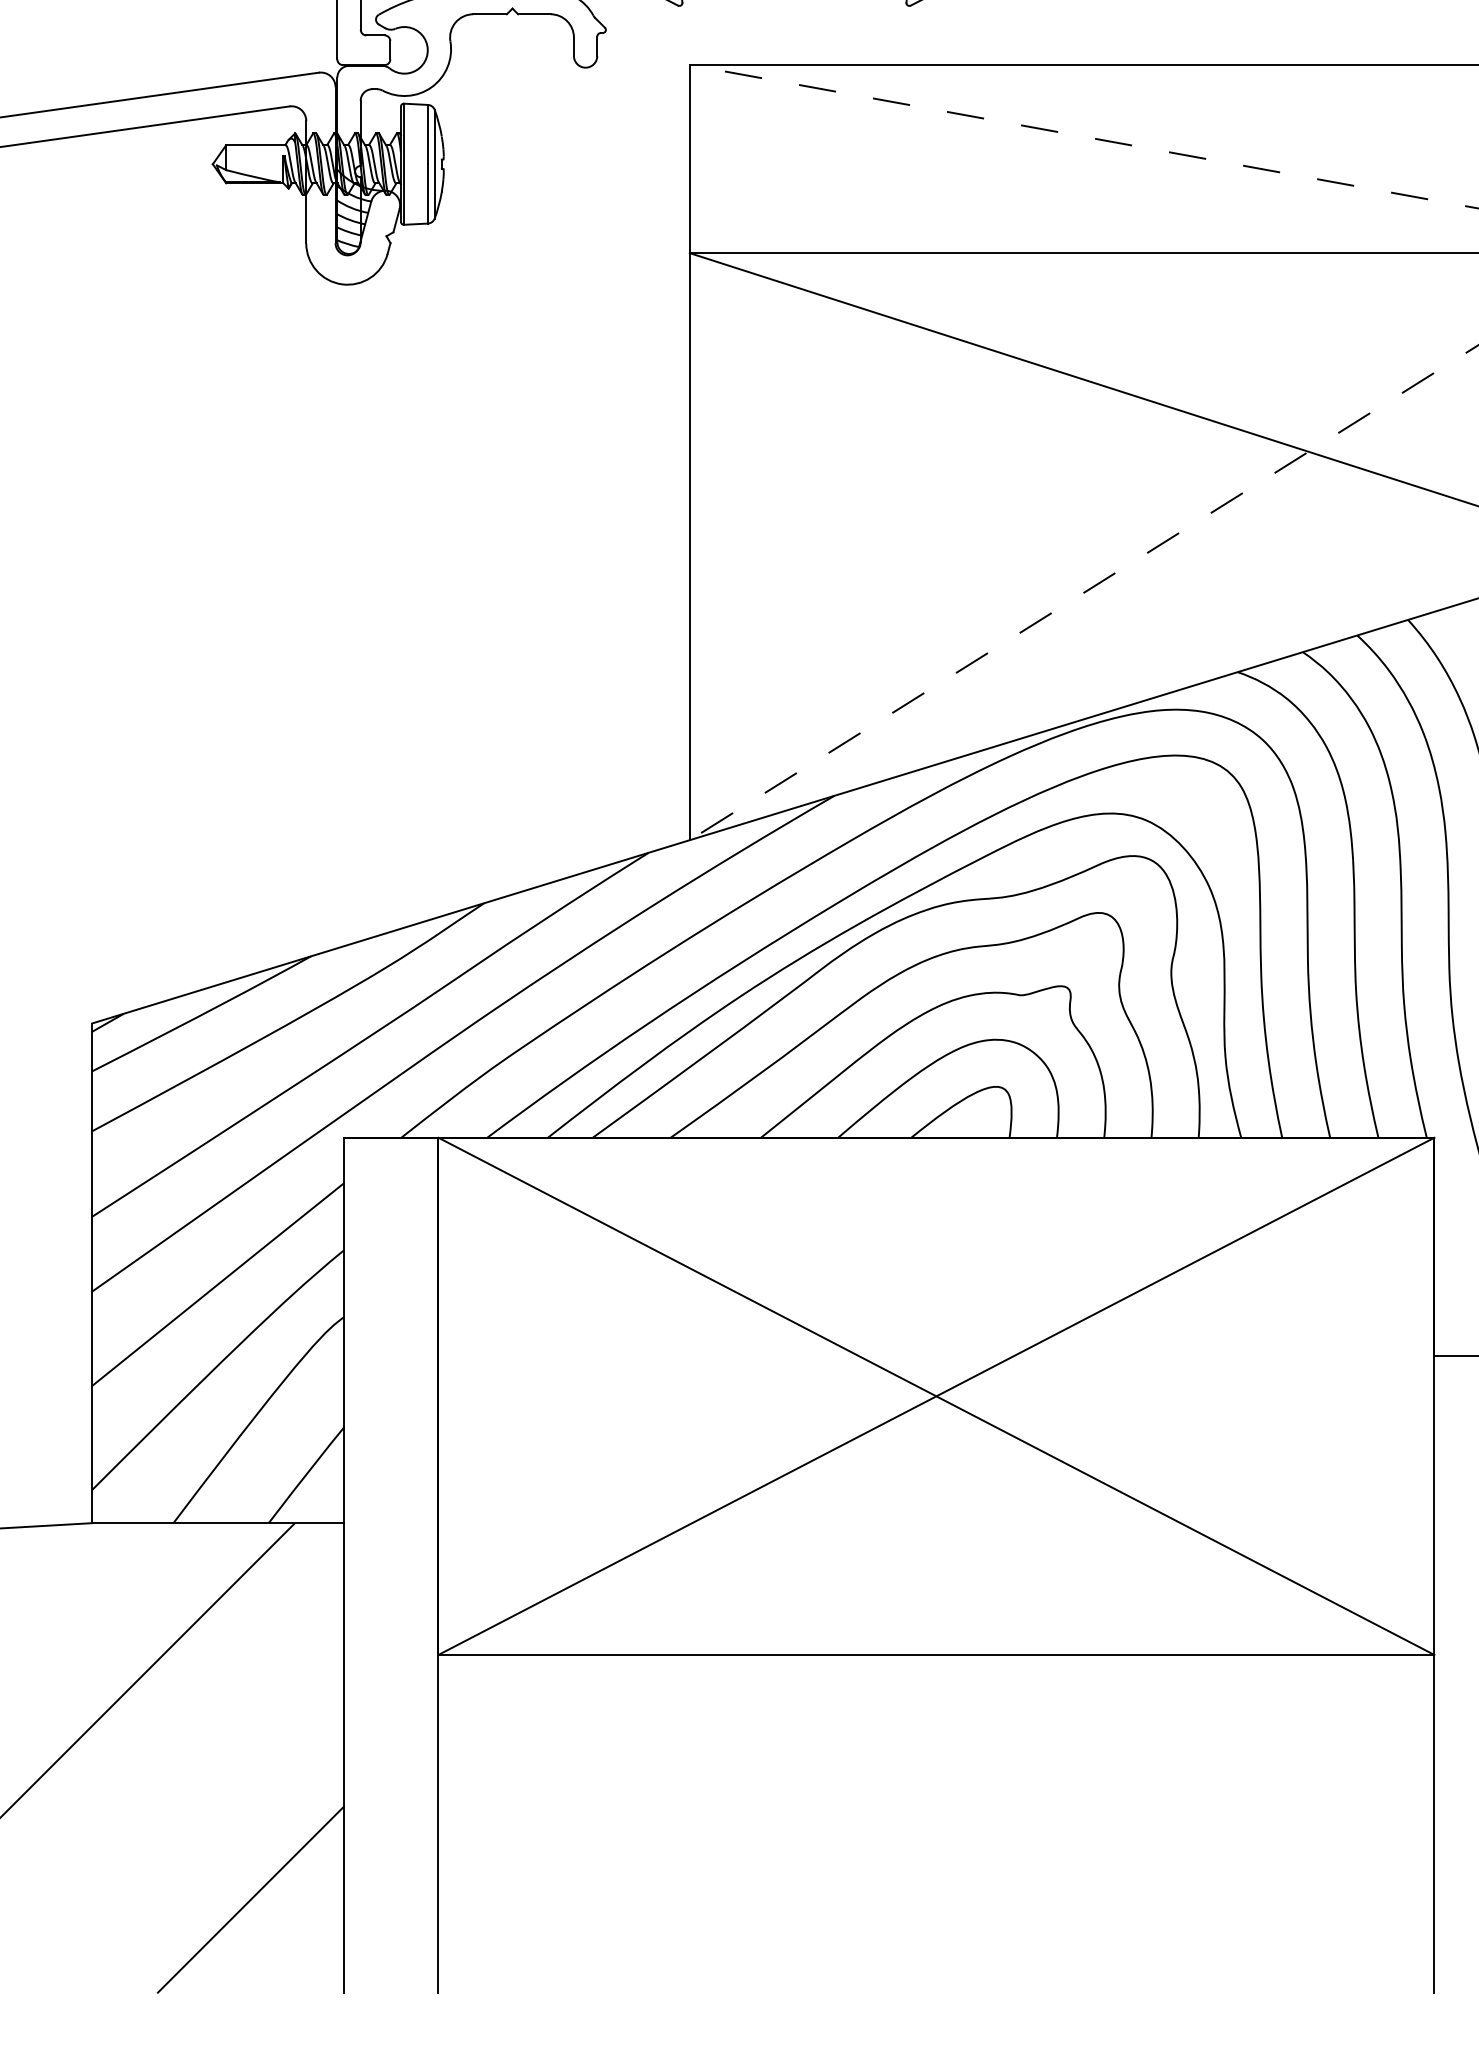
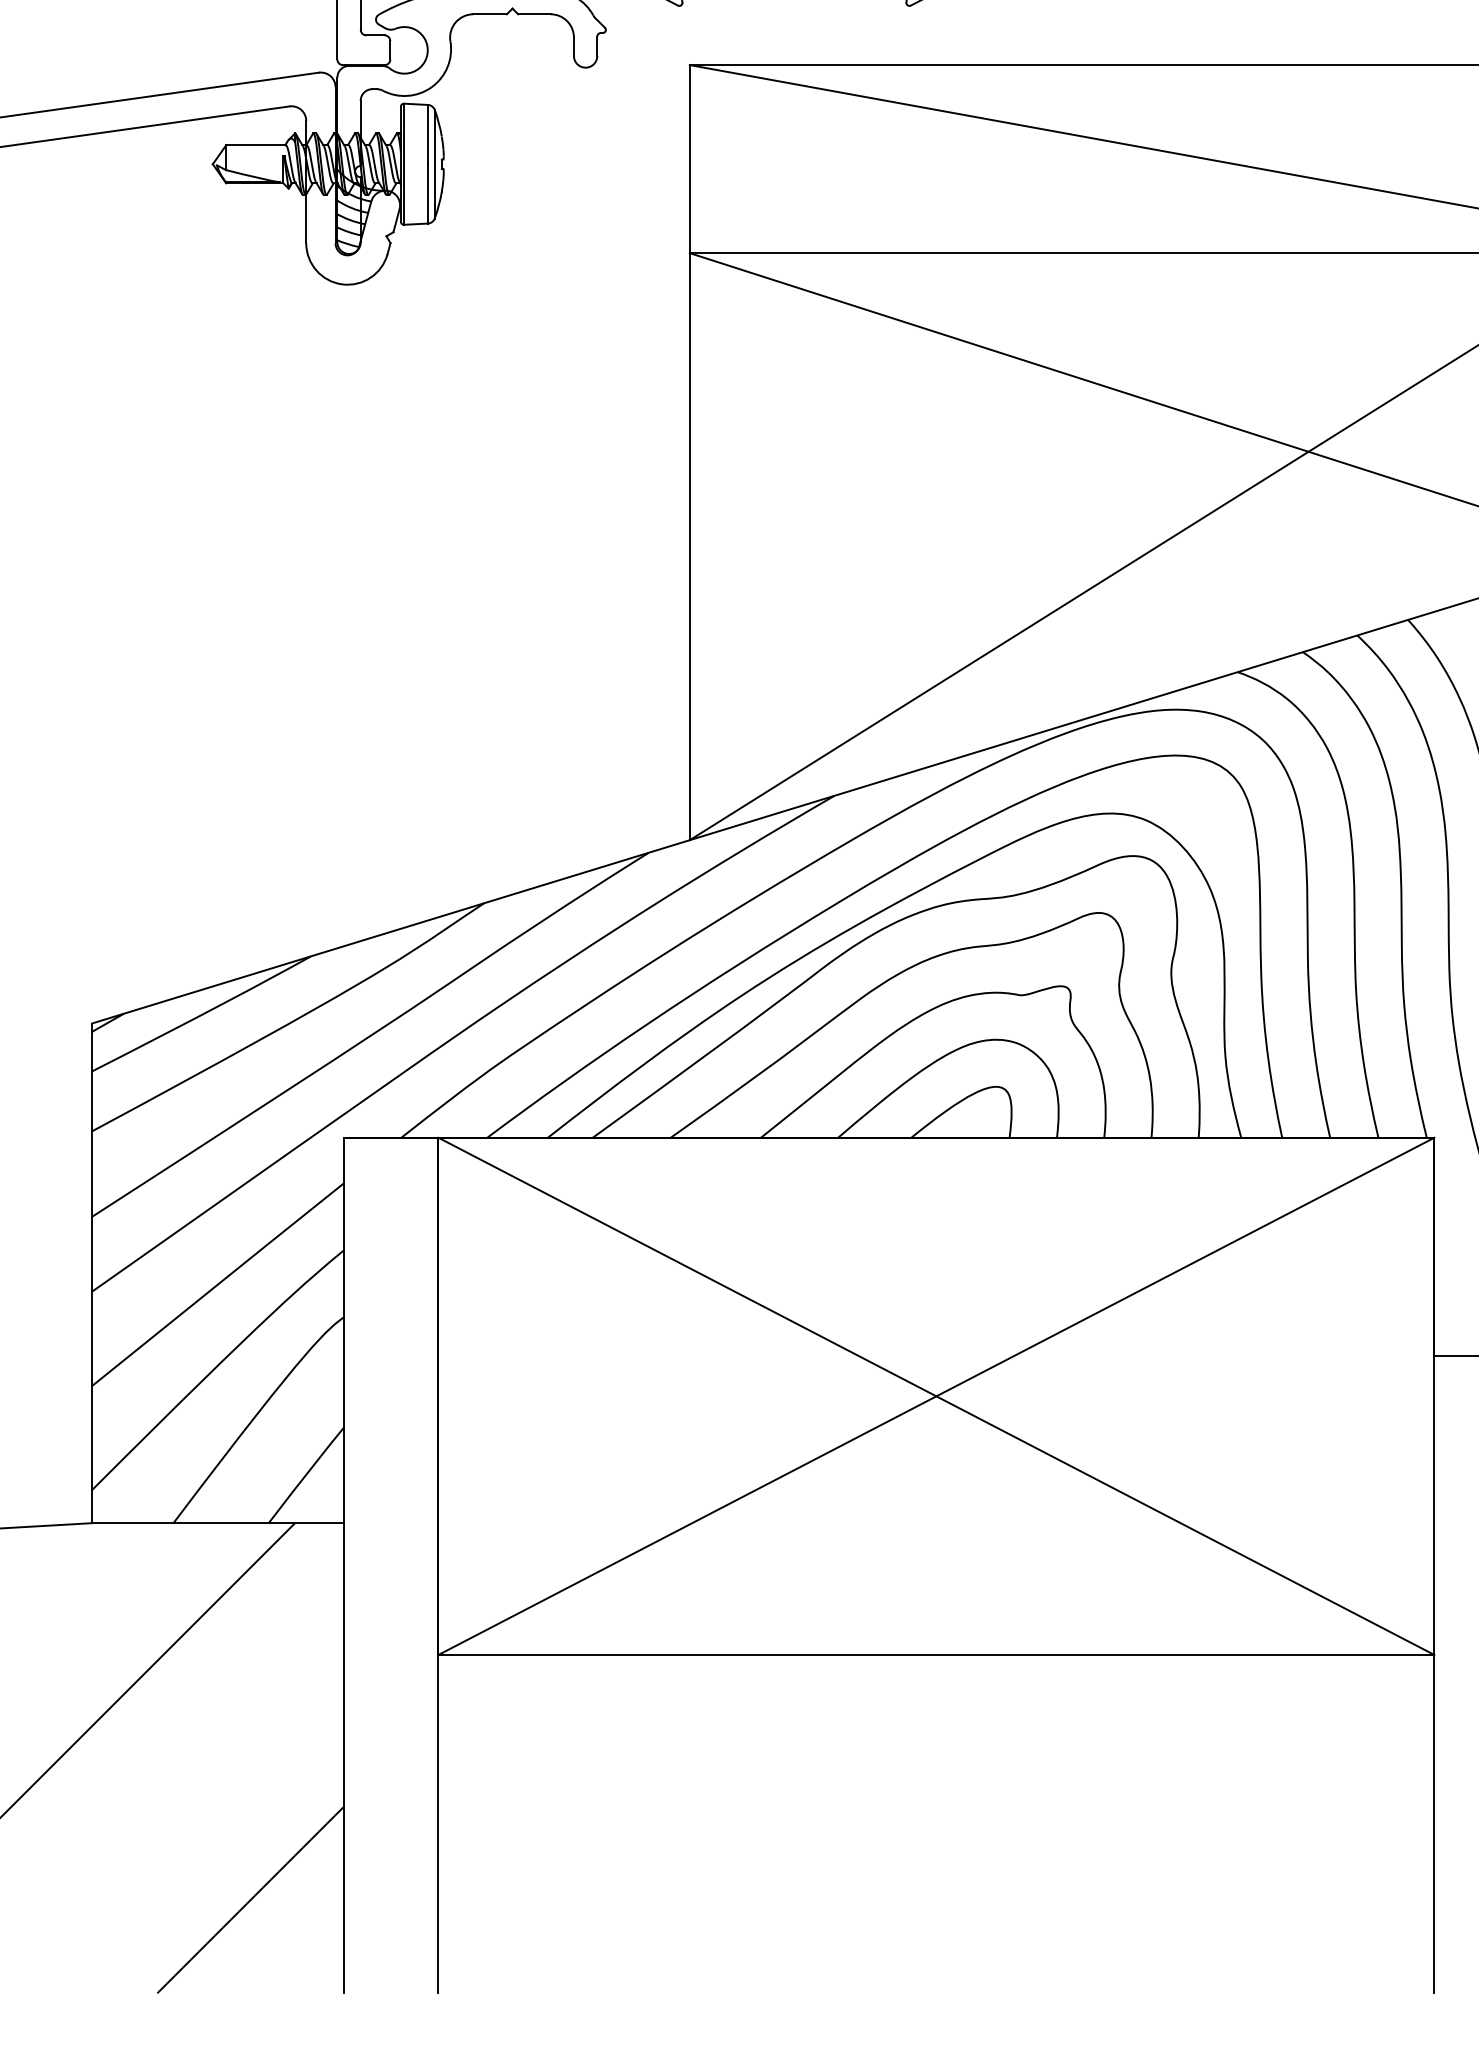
line: dashed -> solid (1084, 136)
line: dashed -> solid (1084, 592)
